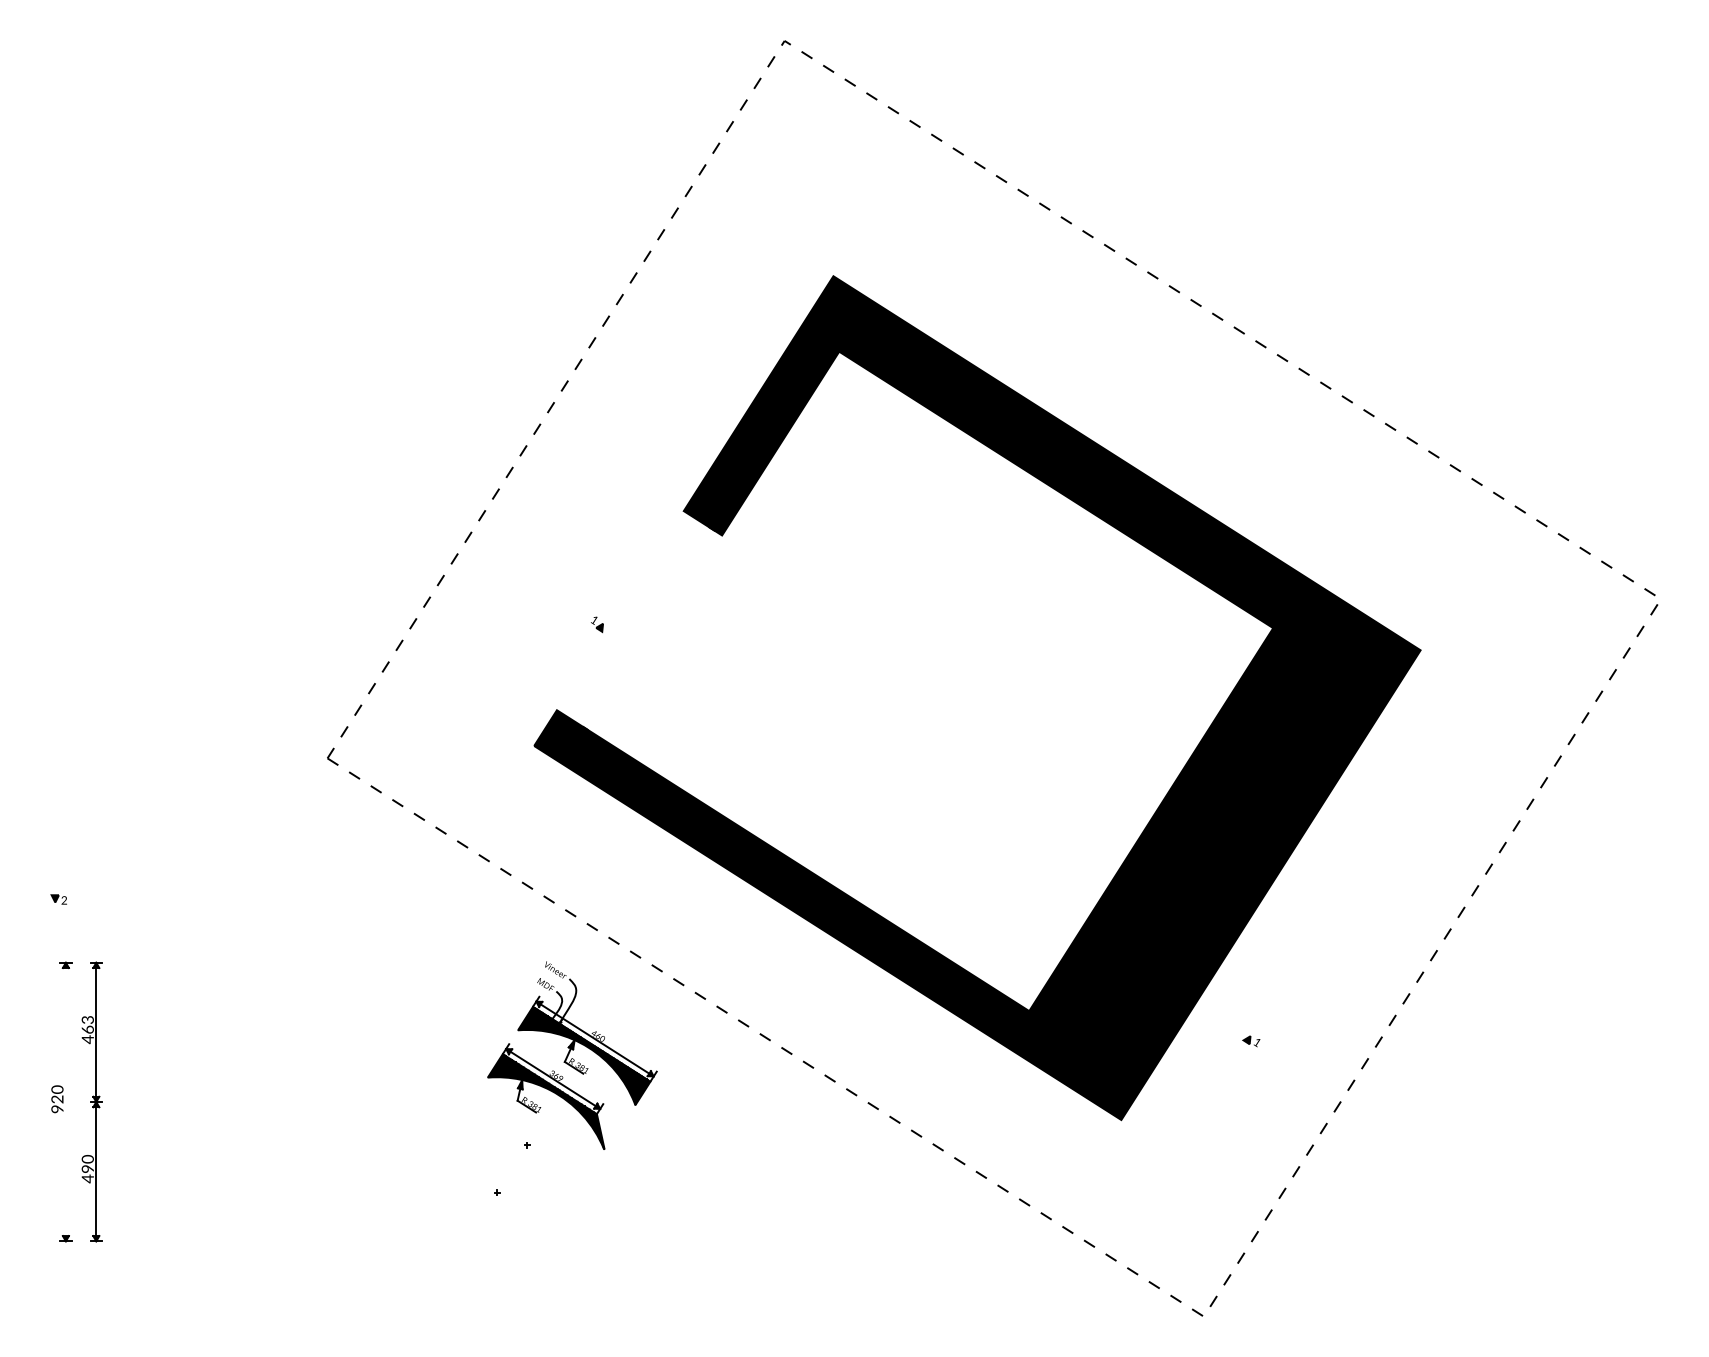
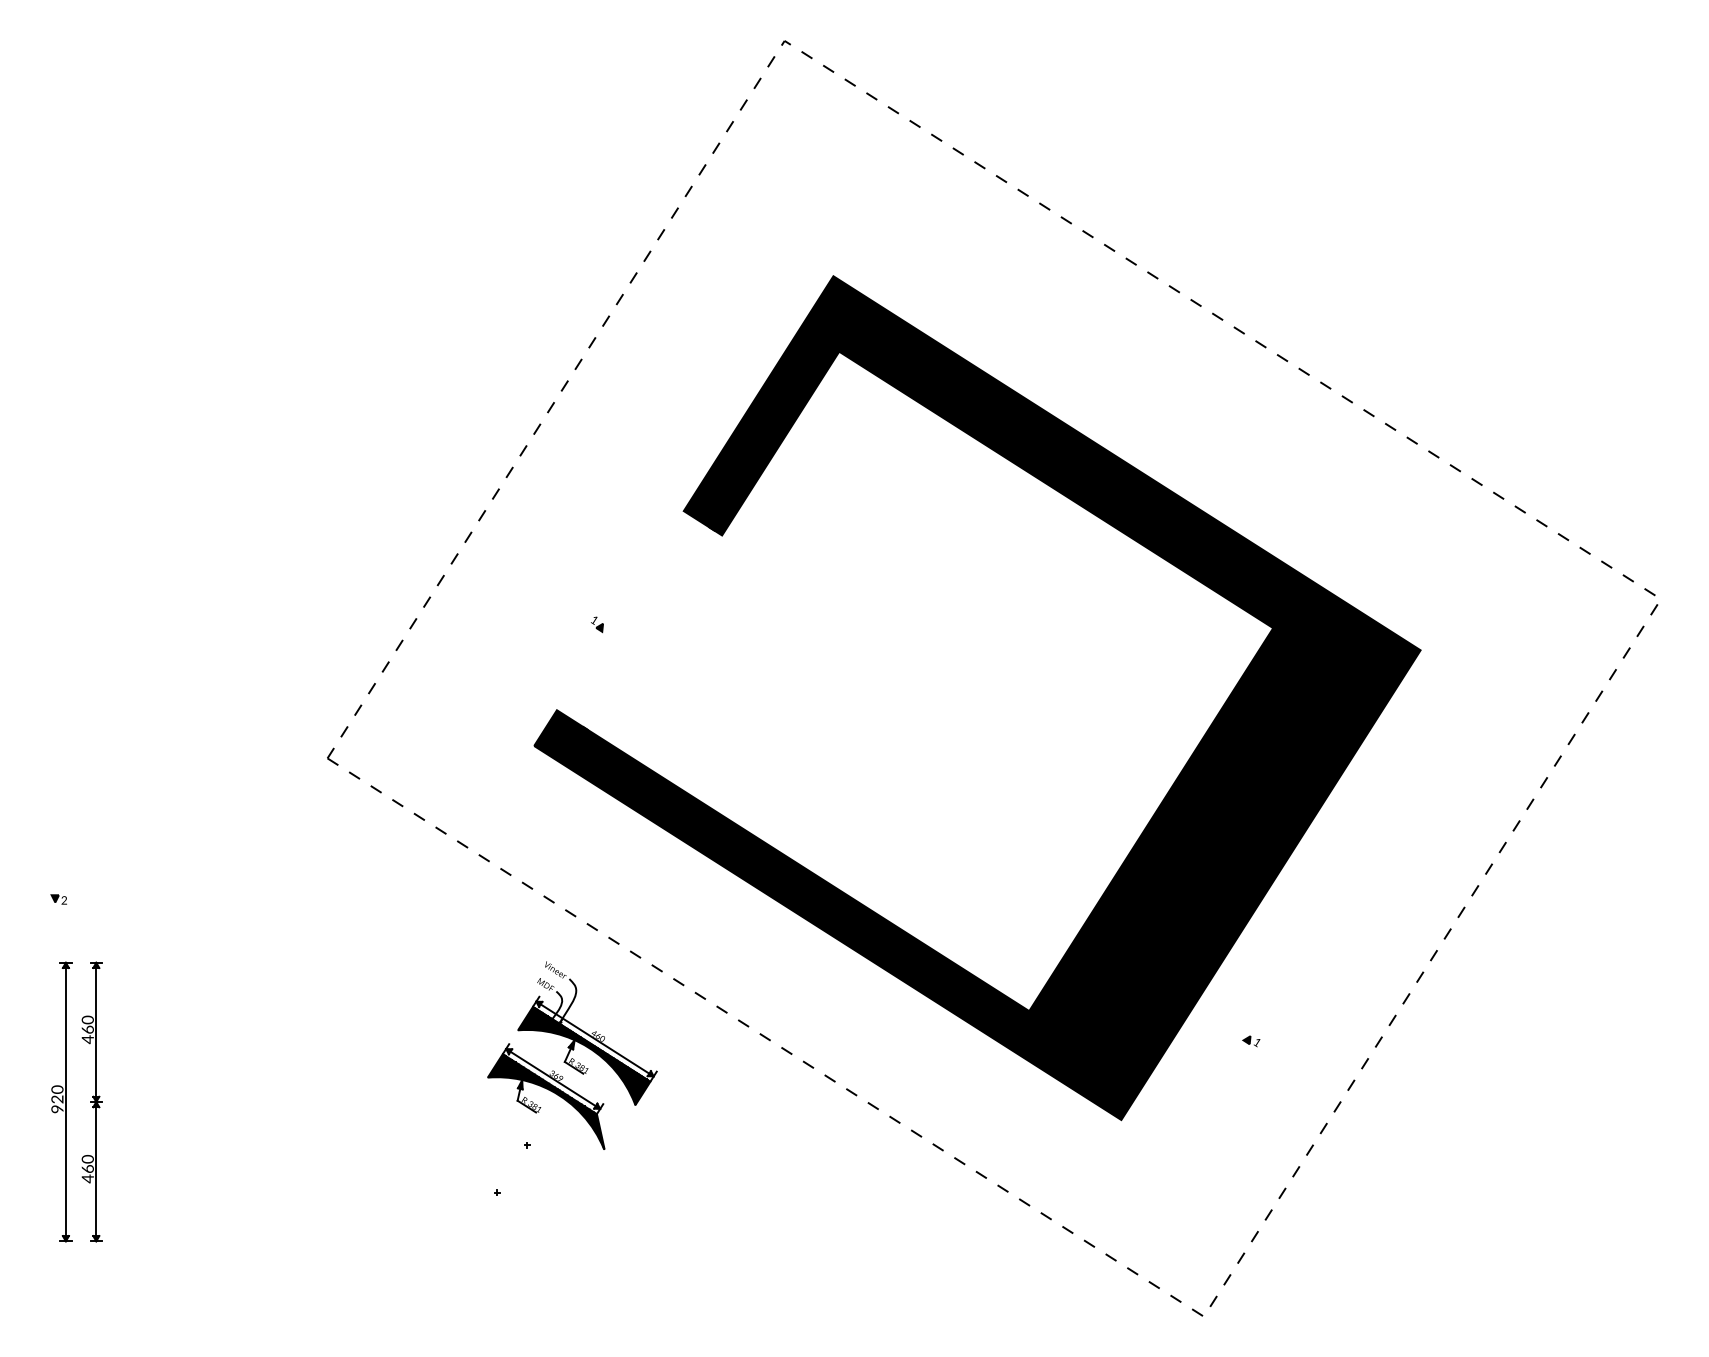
text: 463 -> 460 (87, 1019)
line: none -> present (65, 1102)
text: 490 -> 460 (87, 1168)
